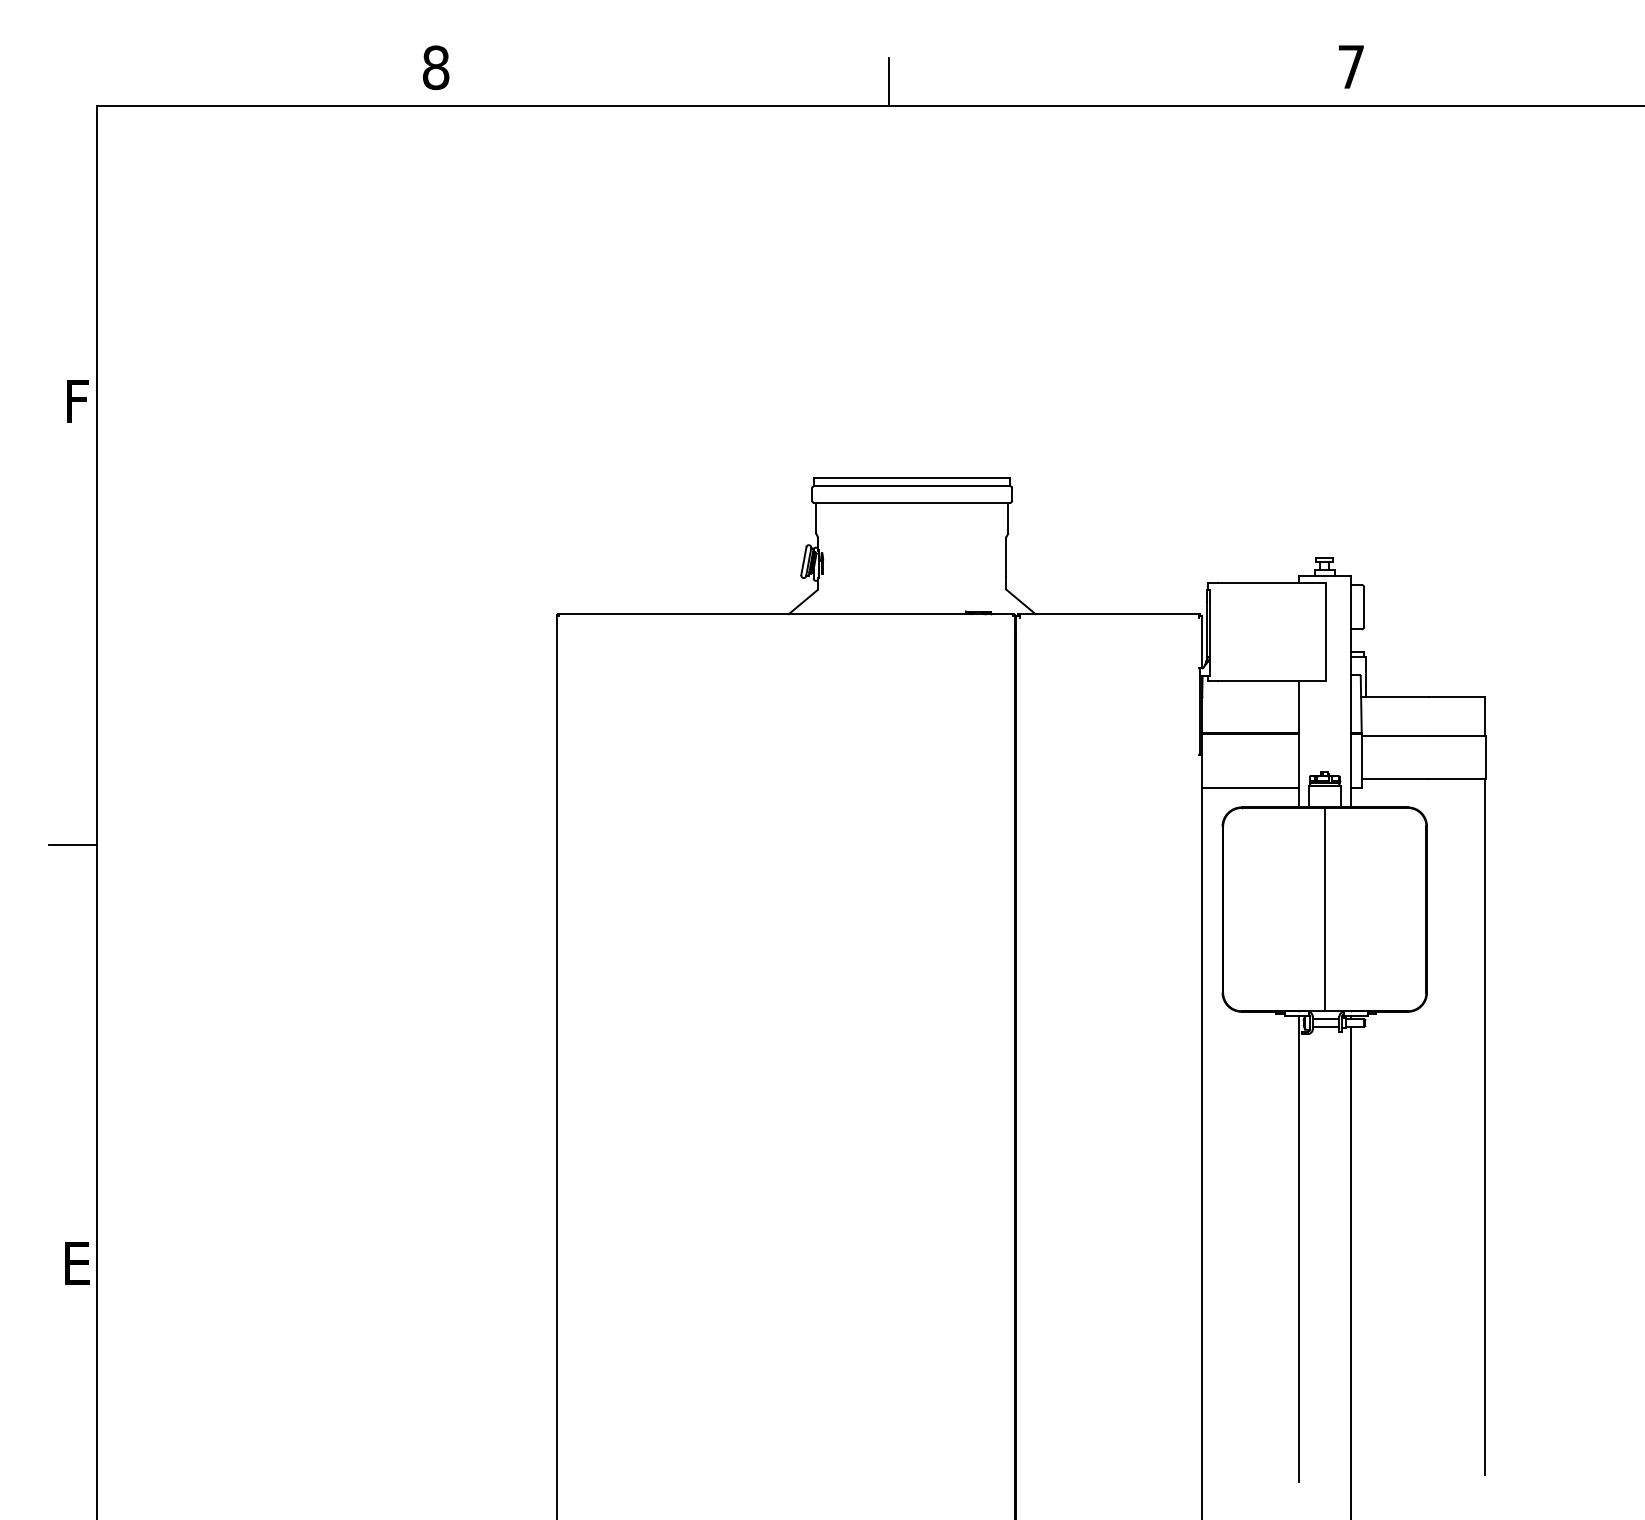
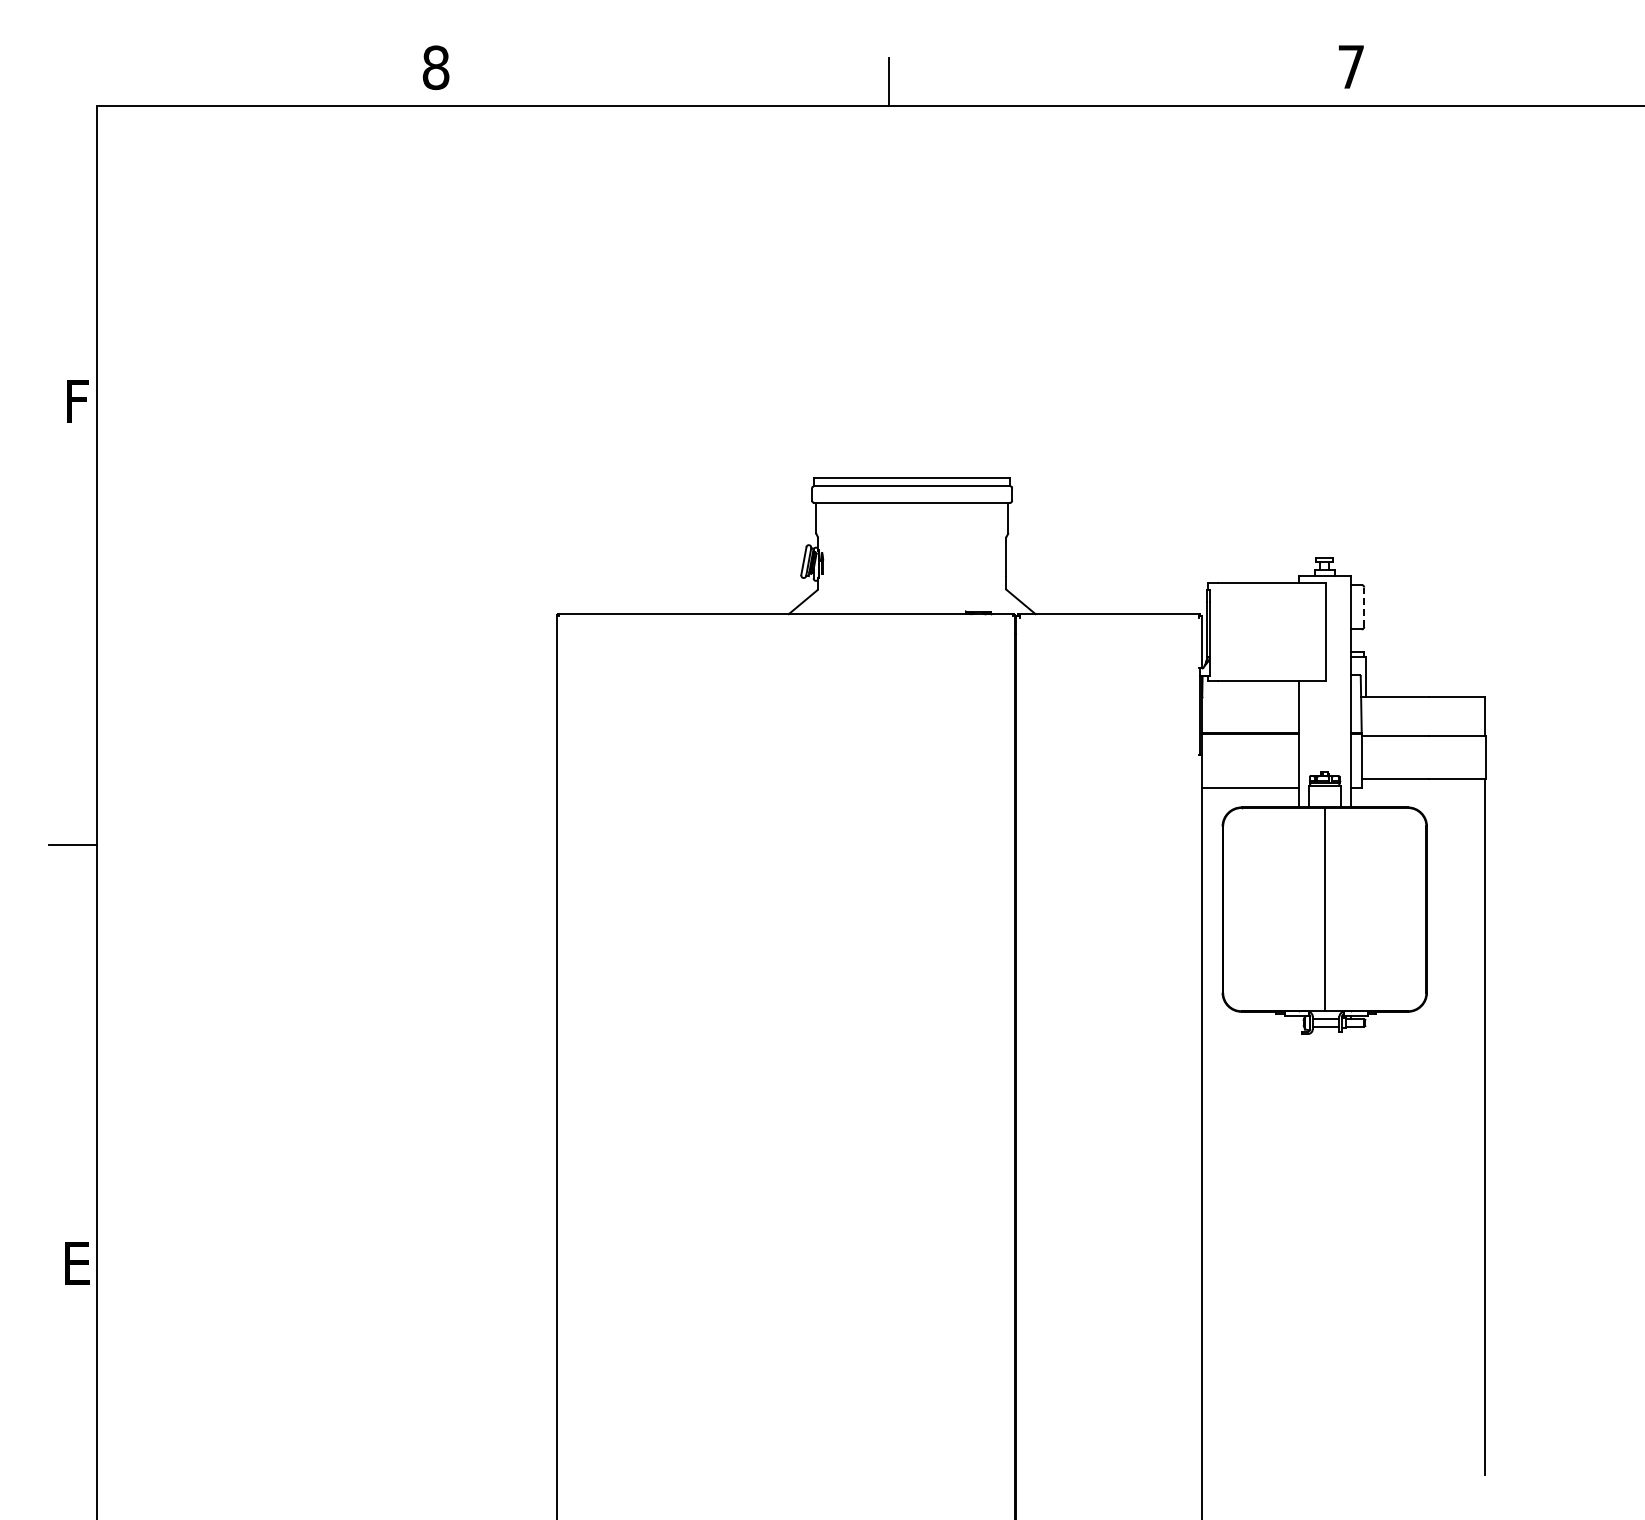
line: solid -> dashed (1364, 607)
line: present -> none (1298, 1248)
line: present -> none (1350, 1271)
